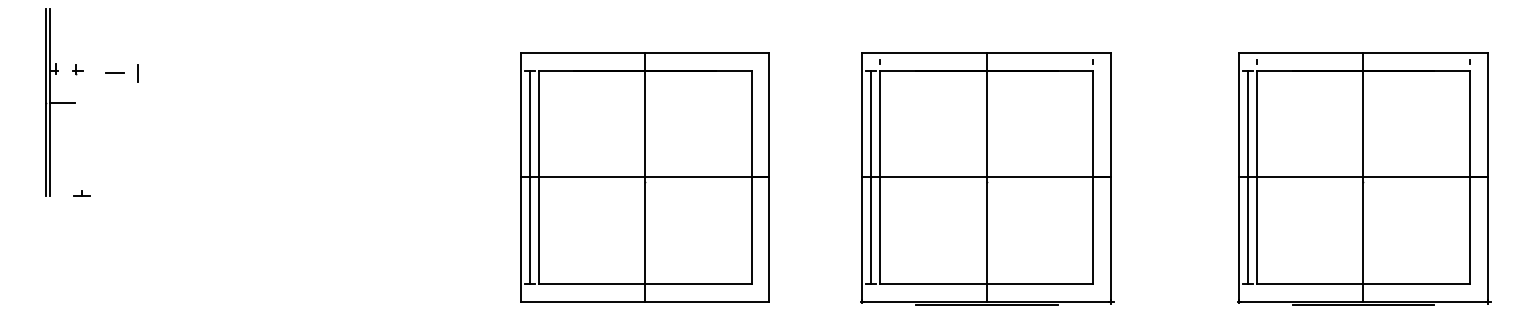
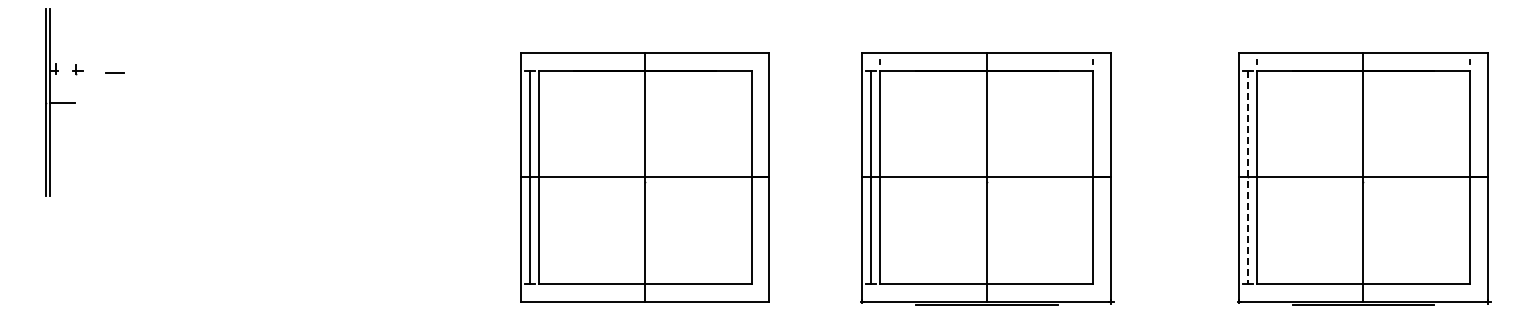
line: present -> none (137, 73)
line: solid -> dashed (1248, 177)
part: present -> none (81, 193)
